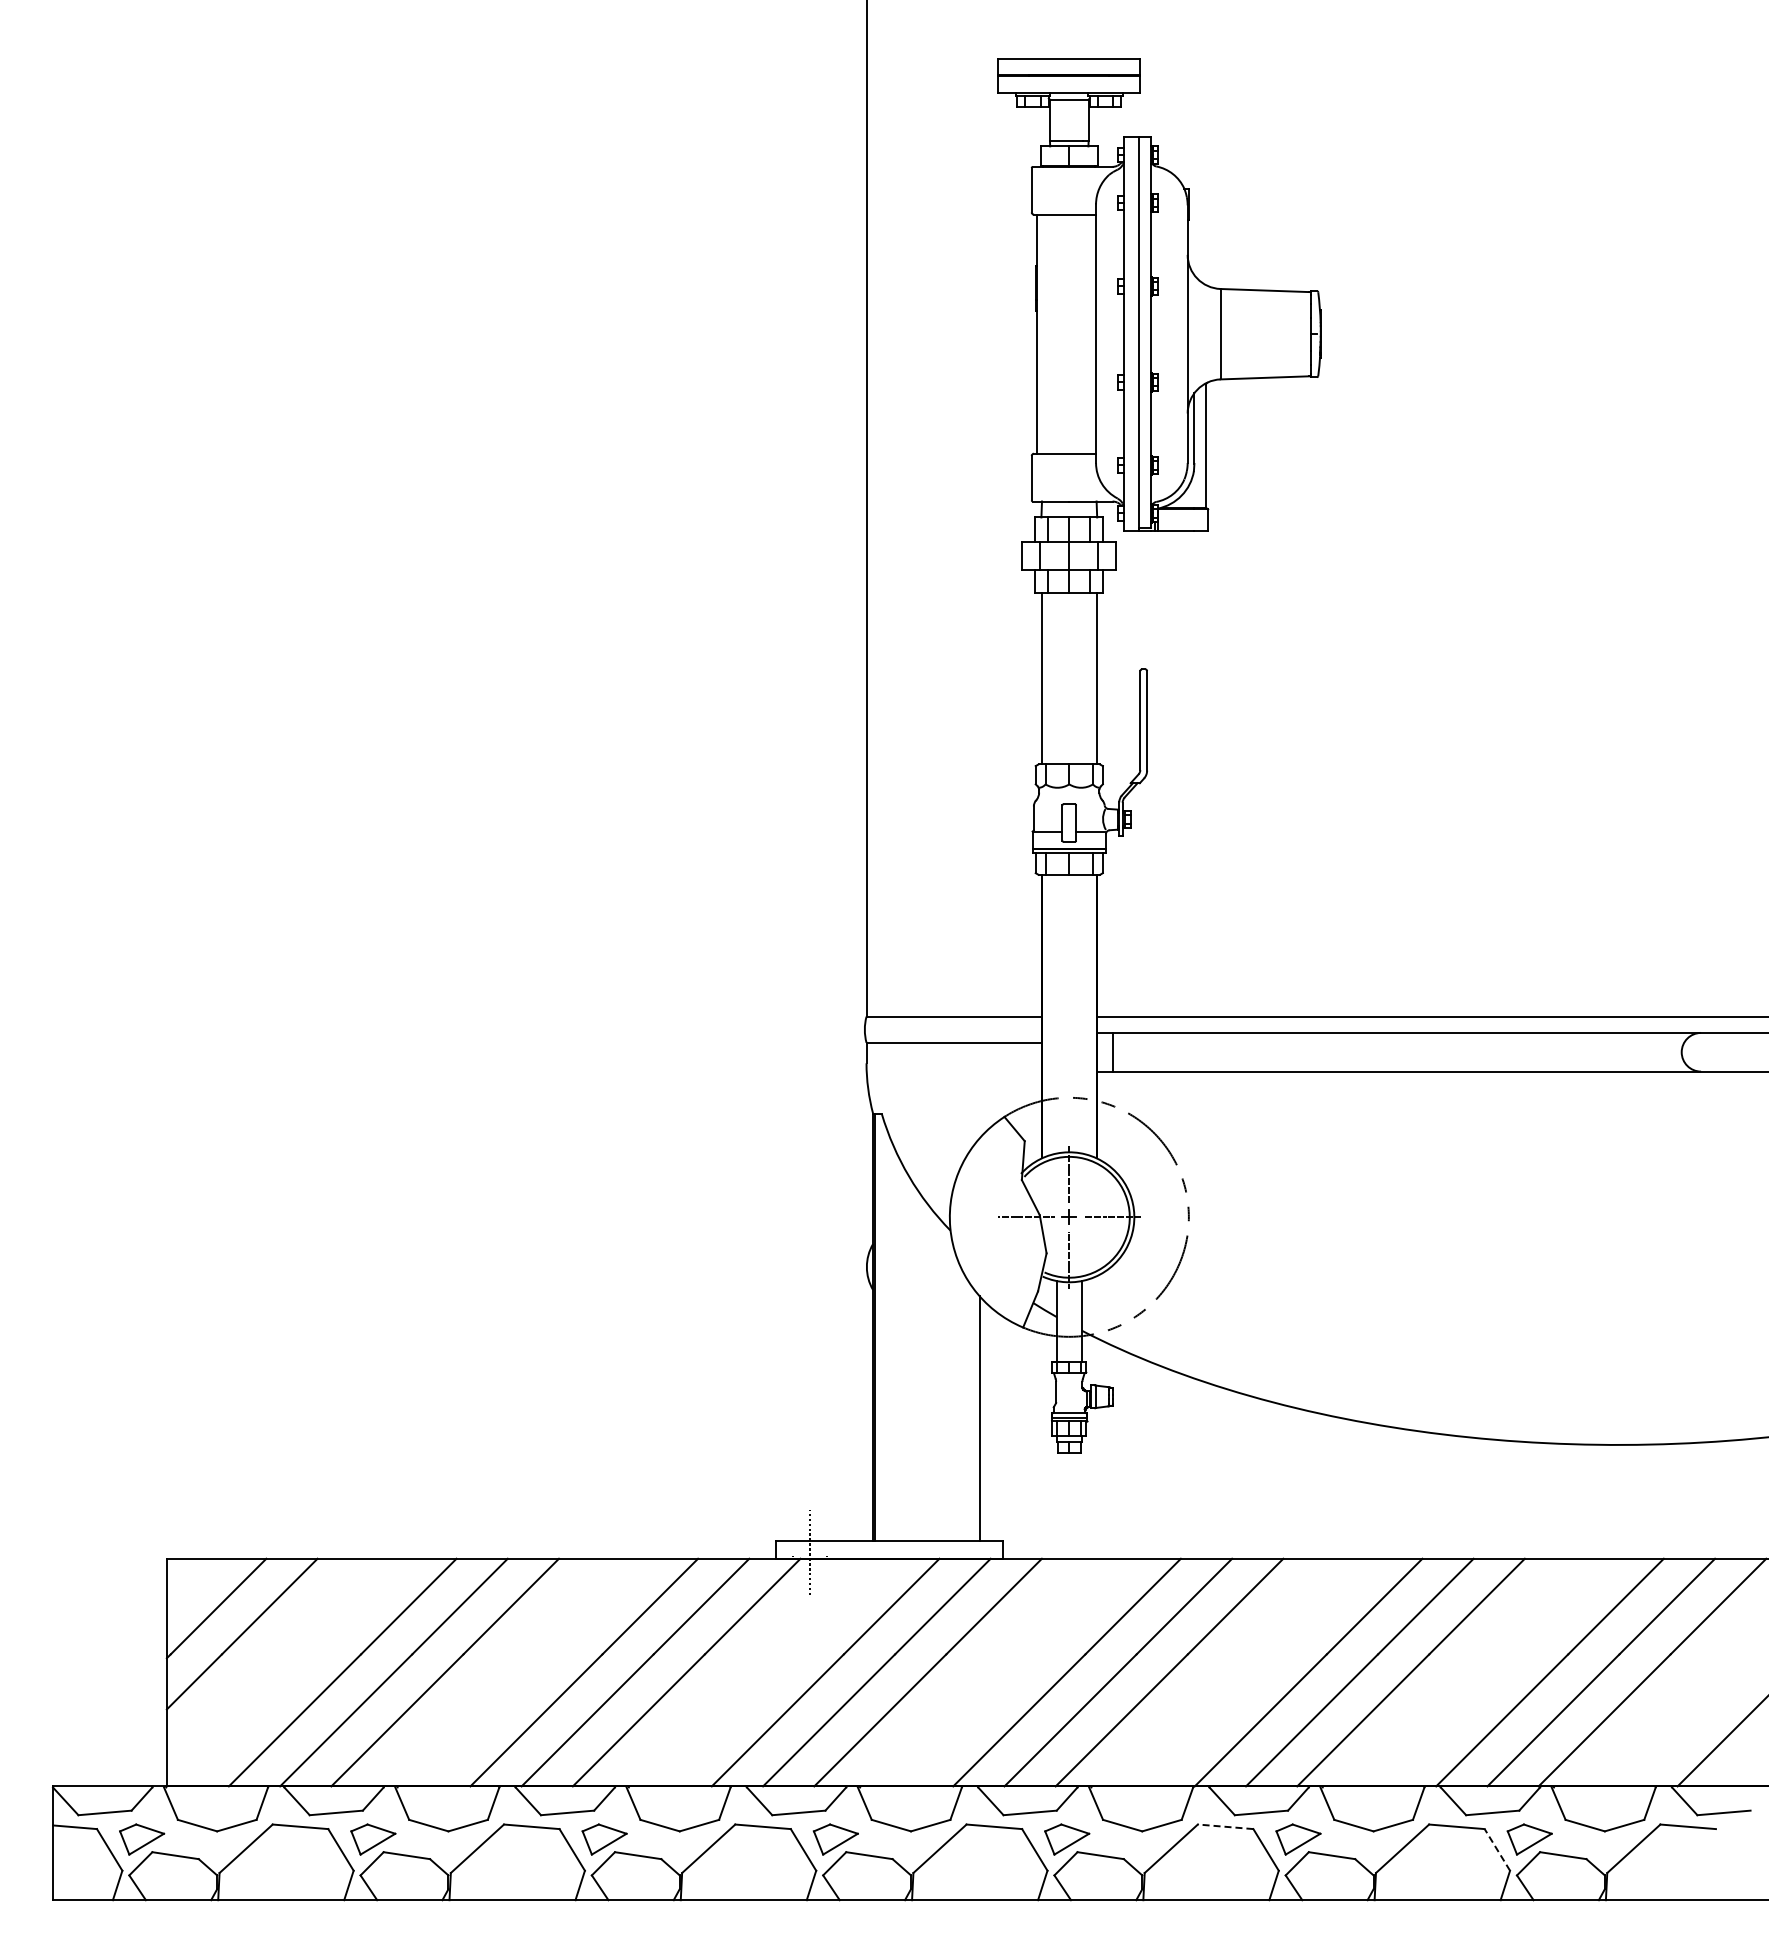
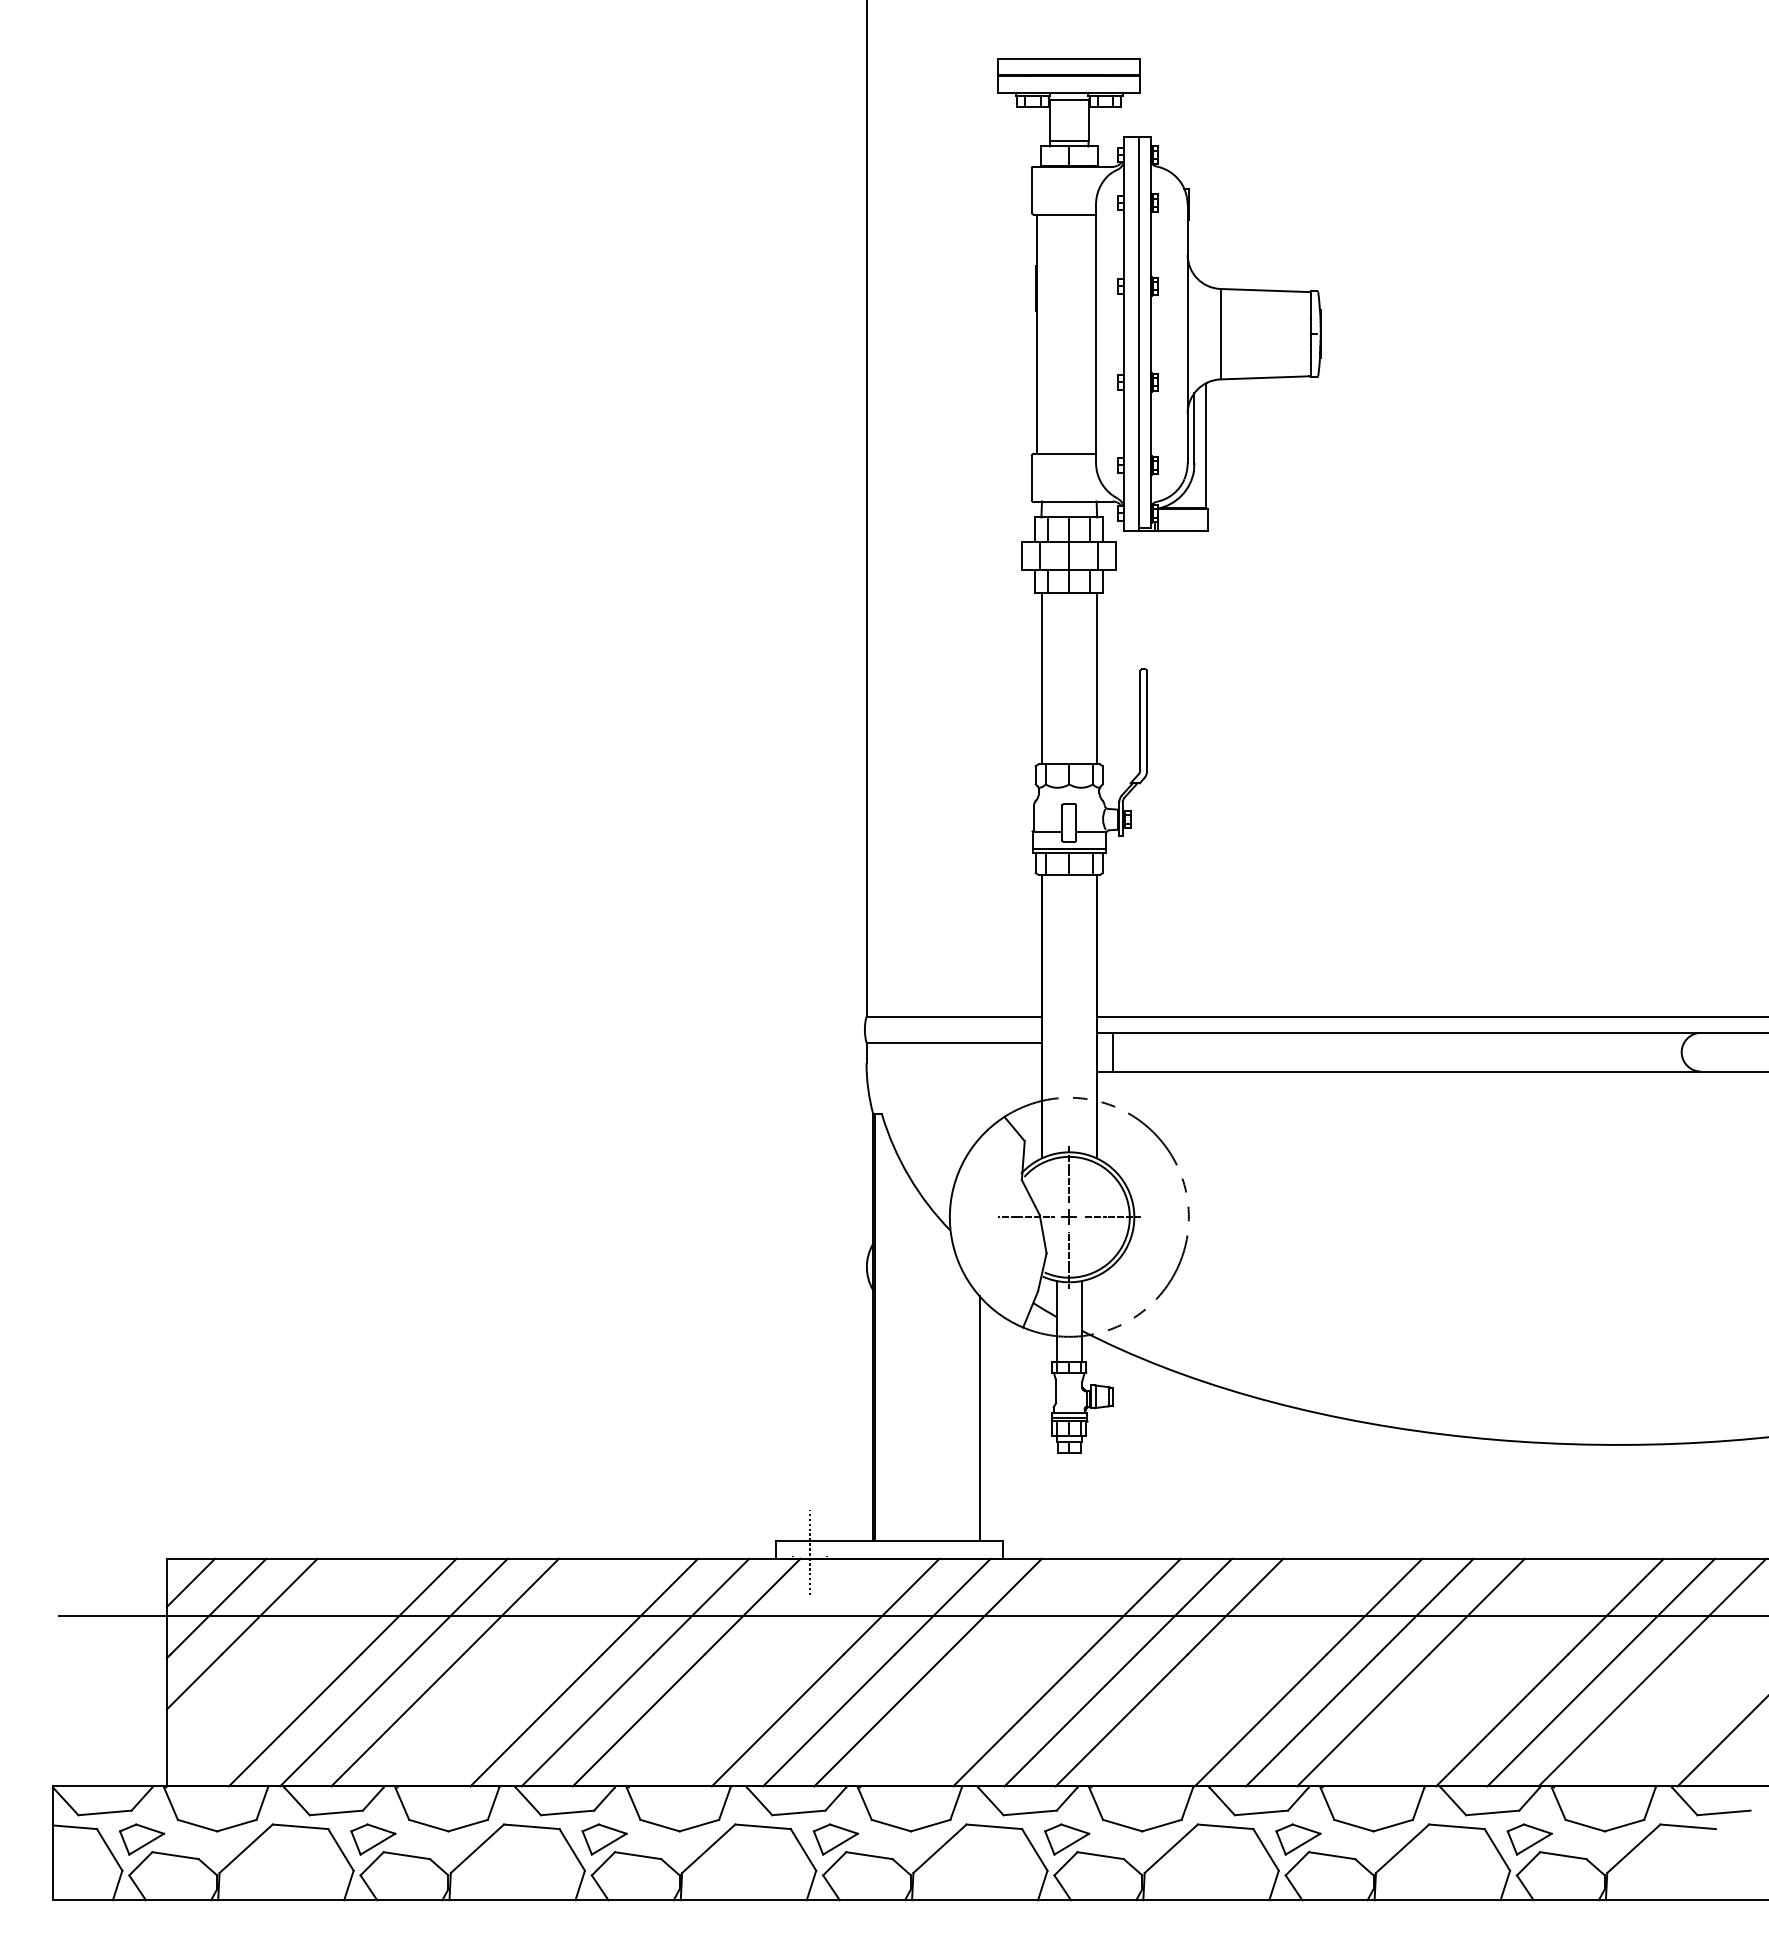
line: none -> present (190, 1582)
line: none -> present (912, 1615)
line: dashed -> solid (1225, 1826)
line: dashed -> solid (1497, 1849)
